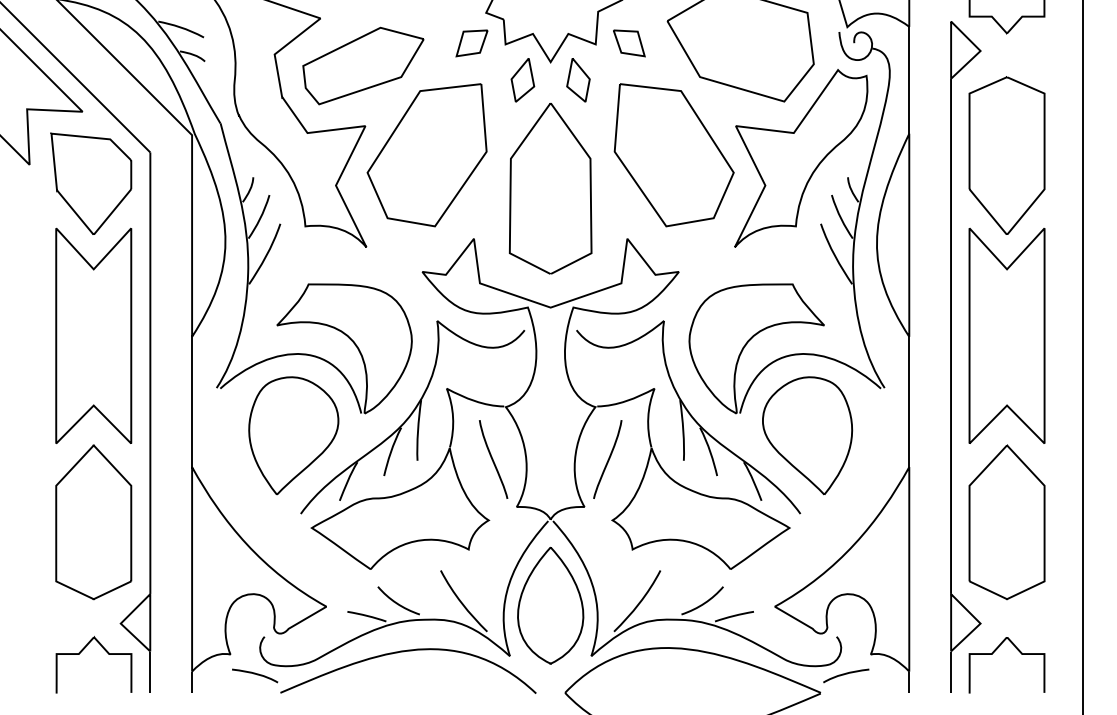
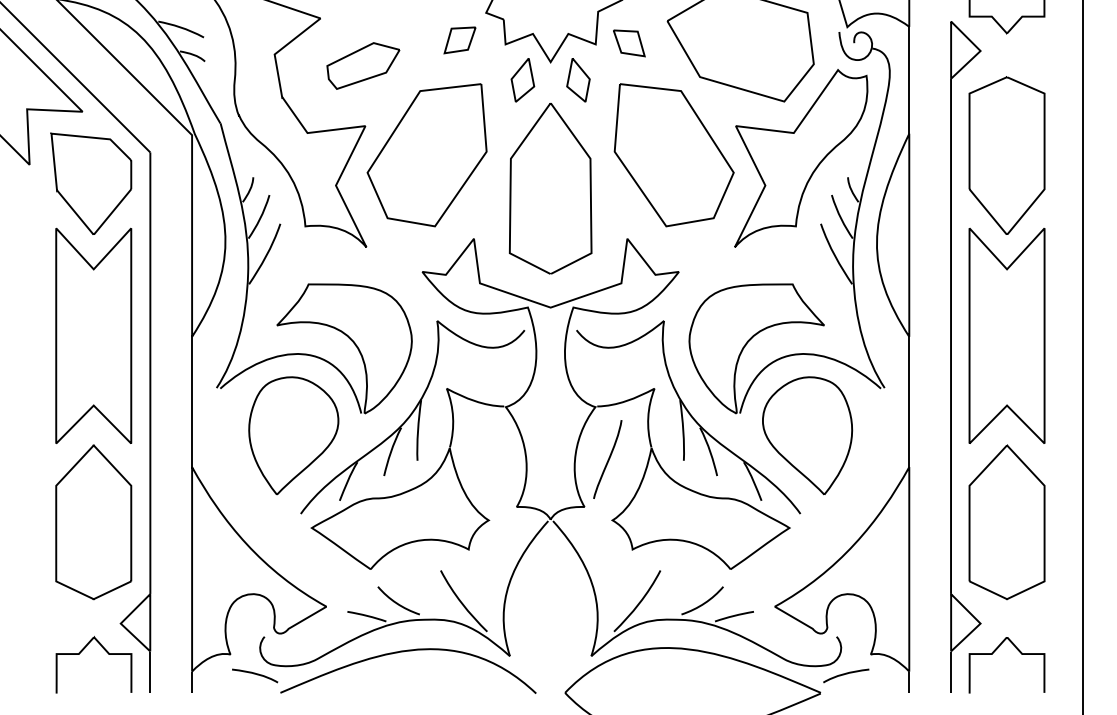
part position: (471, 43) -> (459, 40) (459, 40)
part size: 123x80 px -> 75x48 px (363, 65)
curve: present -> none (493, 459)
part: present -> none (550, 605)
